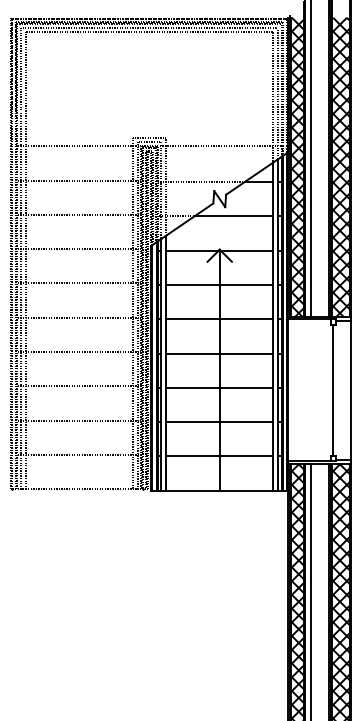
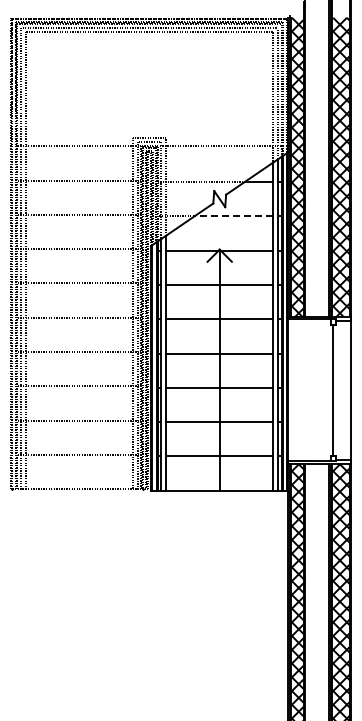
line: present -> none (310, 159)
line: solid -> dashed (233, 216)
line: present -> none (310, 590)
